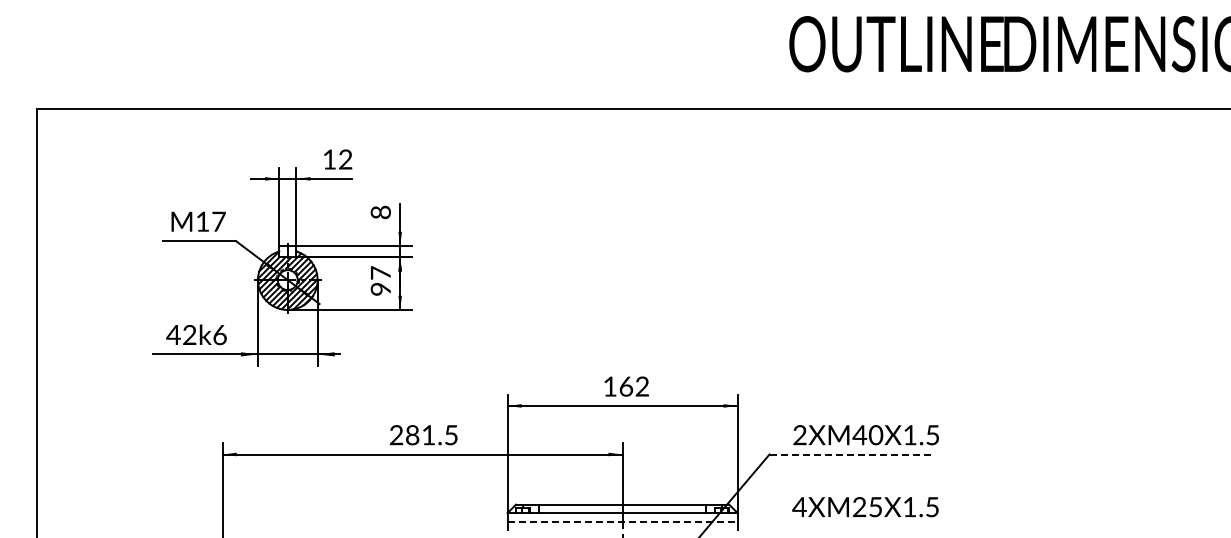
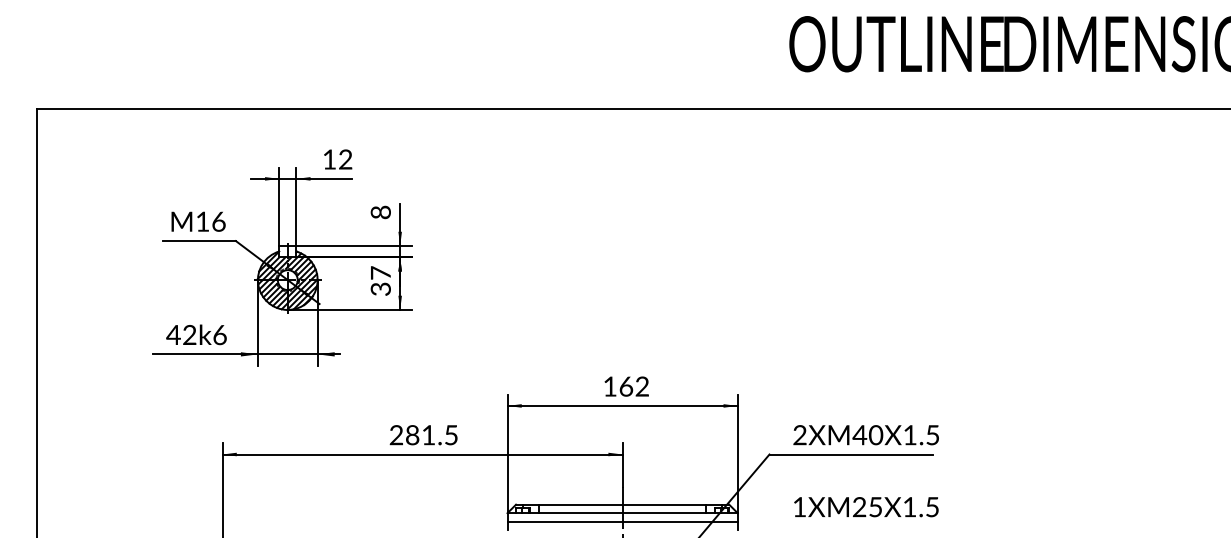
text: M17 -> M16 (218, 221)
text: 97 -> 37 (380, 288)
line: dashed -> solid (851, 454)
text: 4XM25X1.5 -> 1XM25X1.5 (799, 507)
line: dashed -> solid (623, 521)
